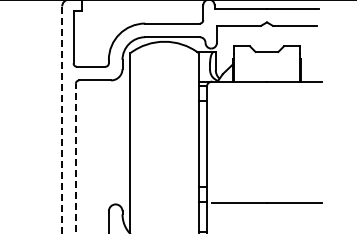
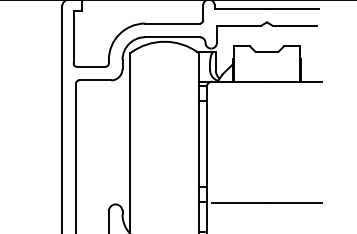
line: dashed -> solid (62, 120)
line: dashed -> solid (75, 158)
